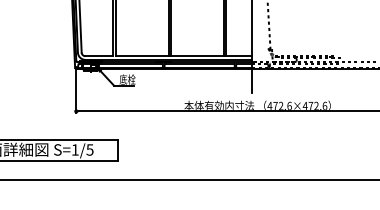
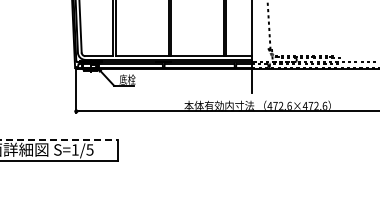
line: solid -> dashed (58, 139)
line: present -> none (189, 180)
